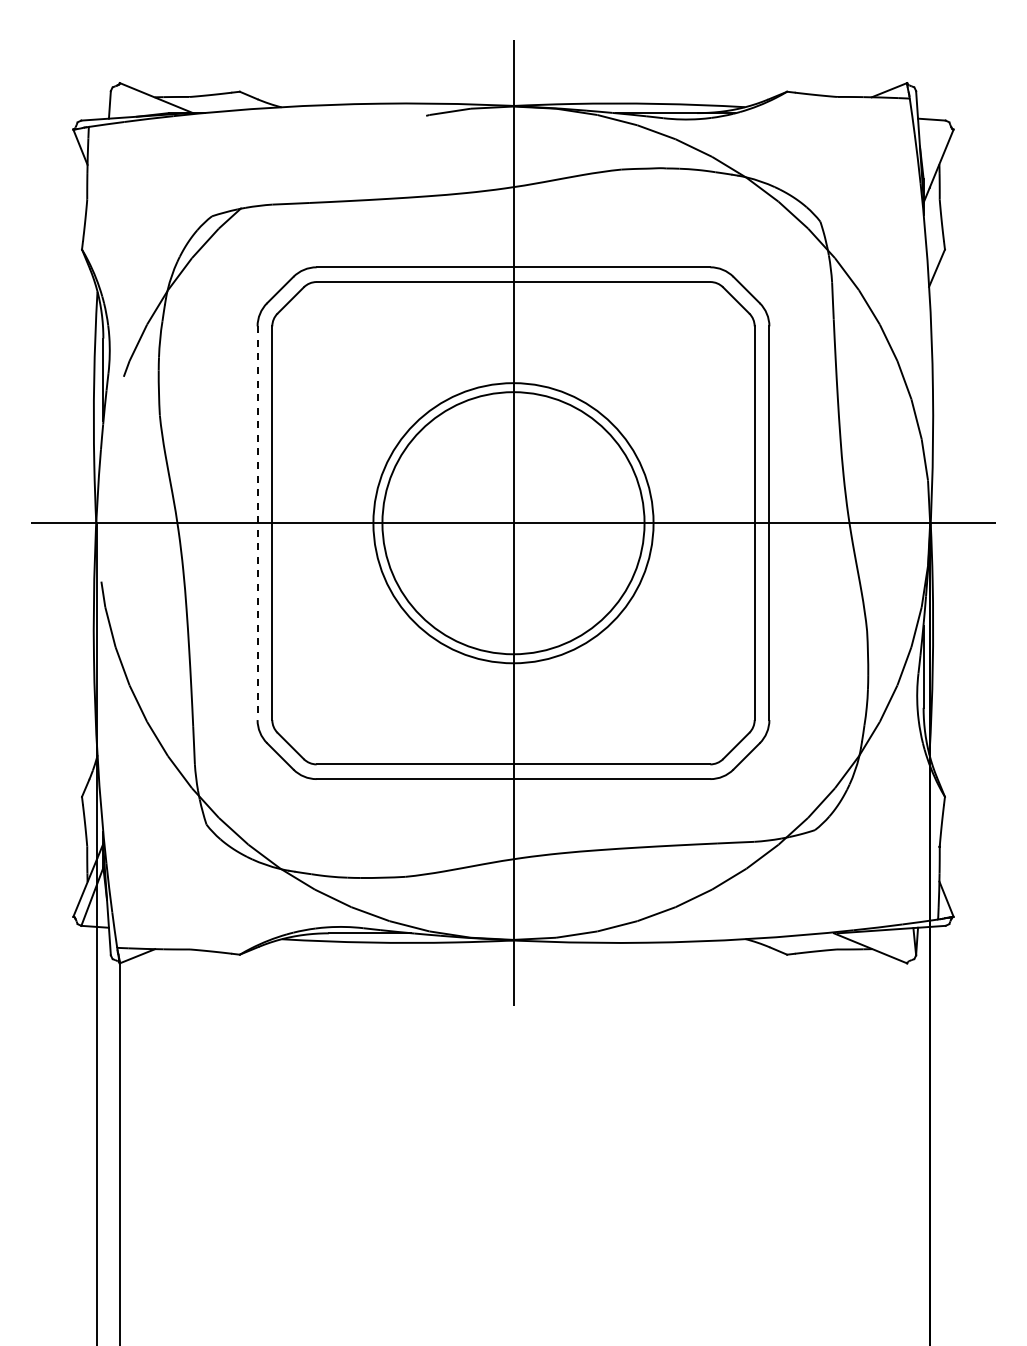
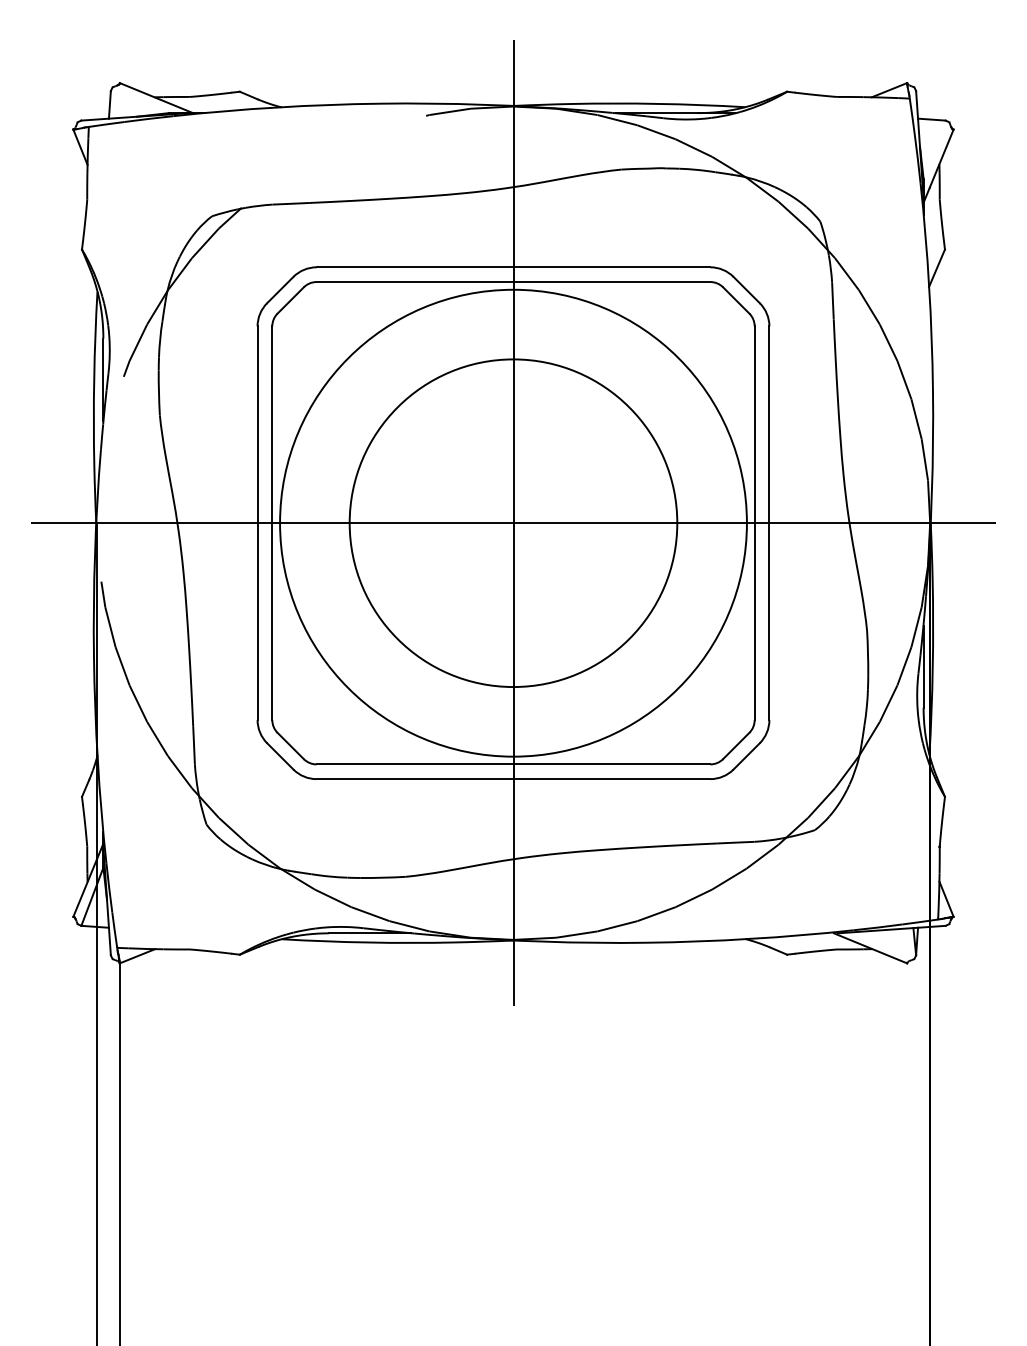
line: dashed -> solid (257, 523)
circle diameter: 262 px -> 328 px (513, 523)
circle diameter: 280 px -> 467 px (513, 522)
